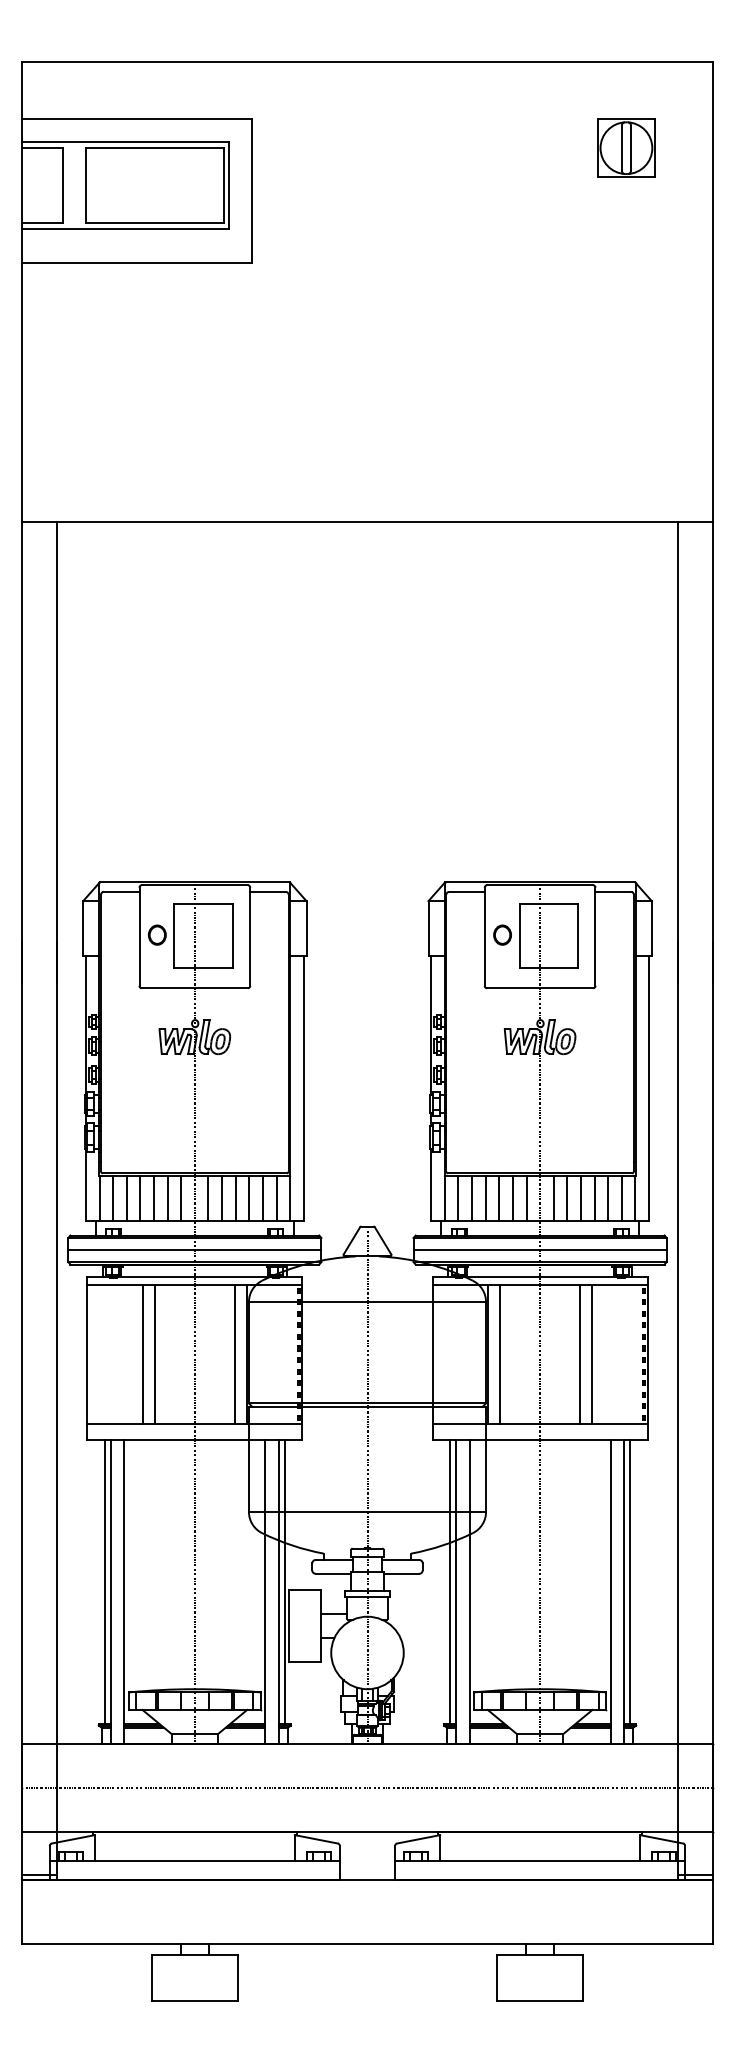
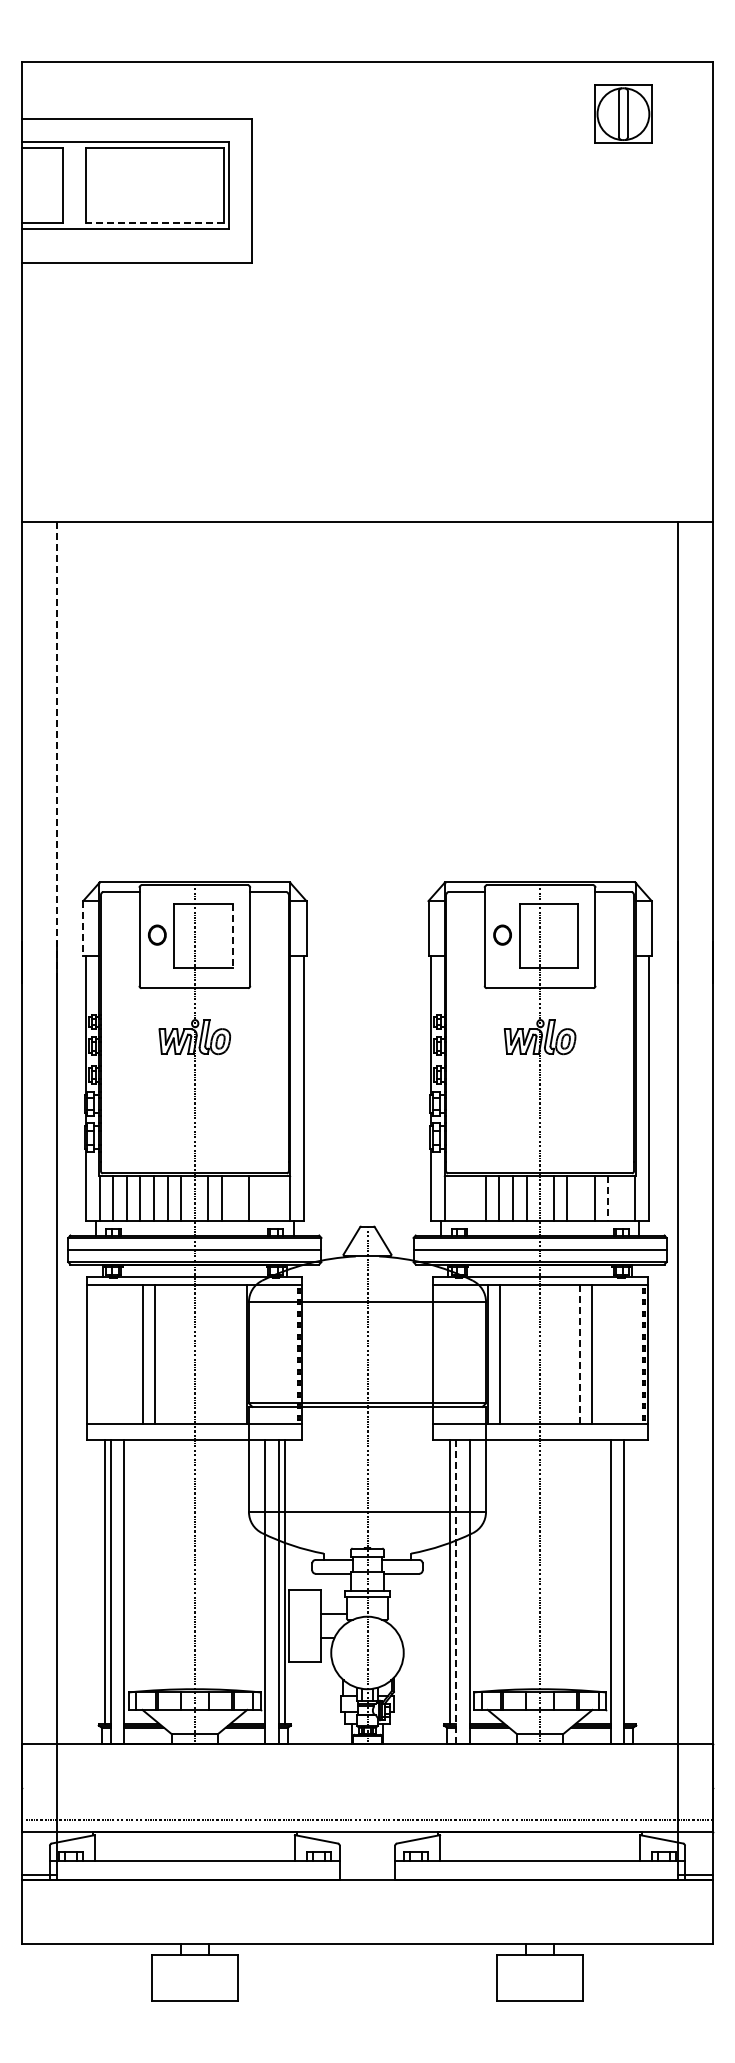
part position: (626, 147) -> (623, 113) (623, 113)
line: solid -> dashed (154, 223)
line: solid -> dashed (56, 752)
line: solid -> dashed (83, 928)
line: solid -> dashed (233, 936)
line: present -> none (235, 1198)
line: present -> none (263, 1198)
line: present -> none (276, 1198)
line: present -> none (458, 1198)
line: present -> none (471, 1198)
line: present -> none (580, 1198)
line: present -> none (621, 1198)
line: solid -> dashed (608, 1199)
line: present -> none (235, 1353)
line: solid -> dashed (580, 1353)
line: present -> none (630, 1581)
line: solid -> dashed (455, 1592)
line position: (367, 1788) -> (367, 1820) (367, 1820)
